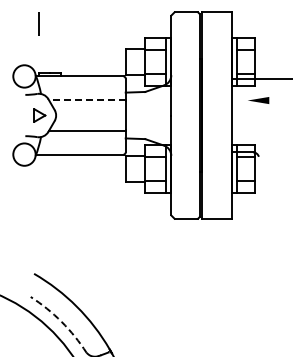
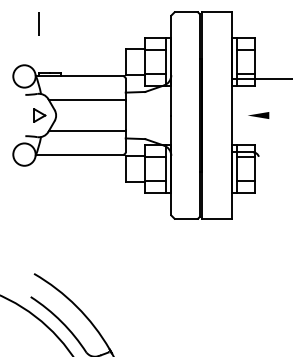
line: dashed -> solid (87, 99)
part position: (258, 100) -> (258, 115) (258, 115)
arc: dashed -> solid (61, 321)
